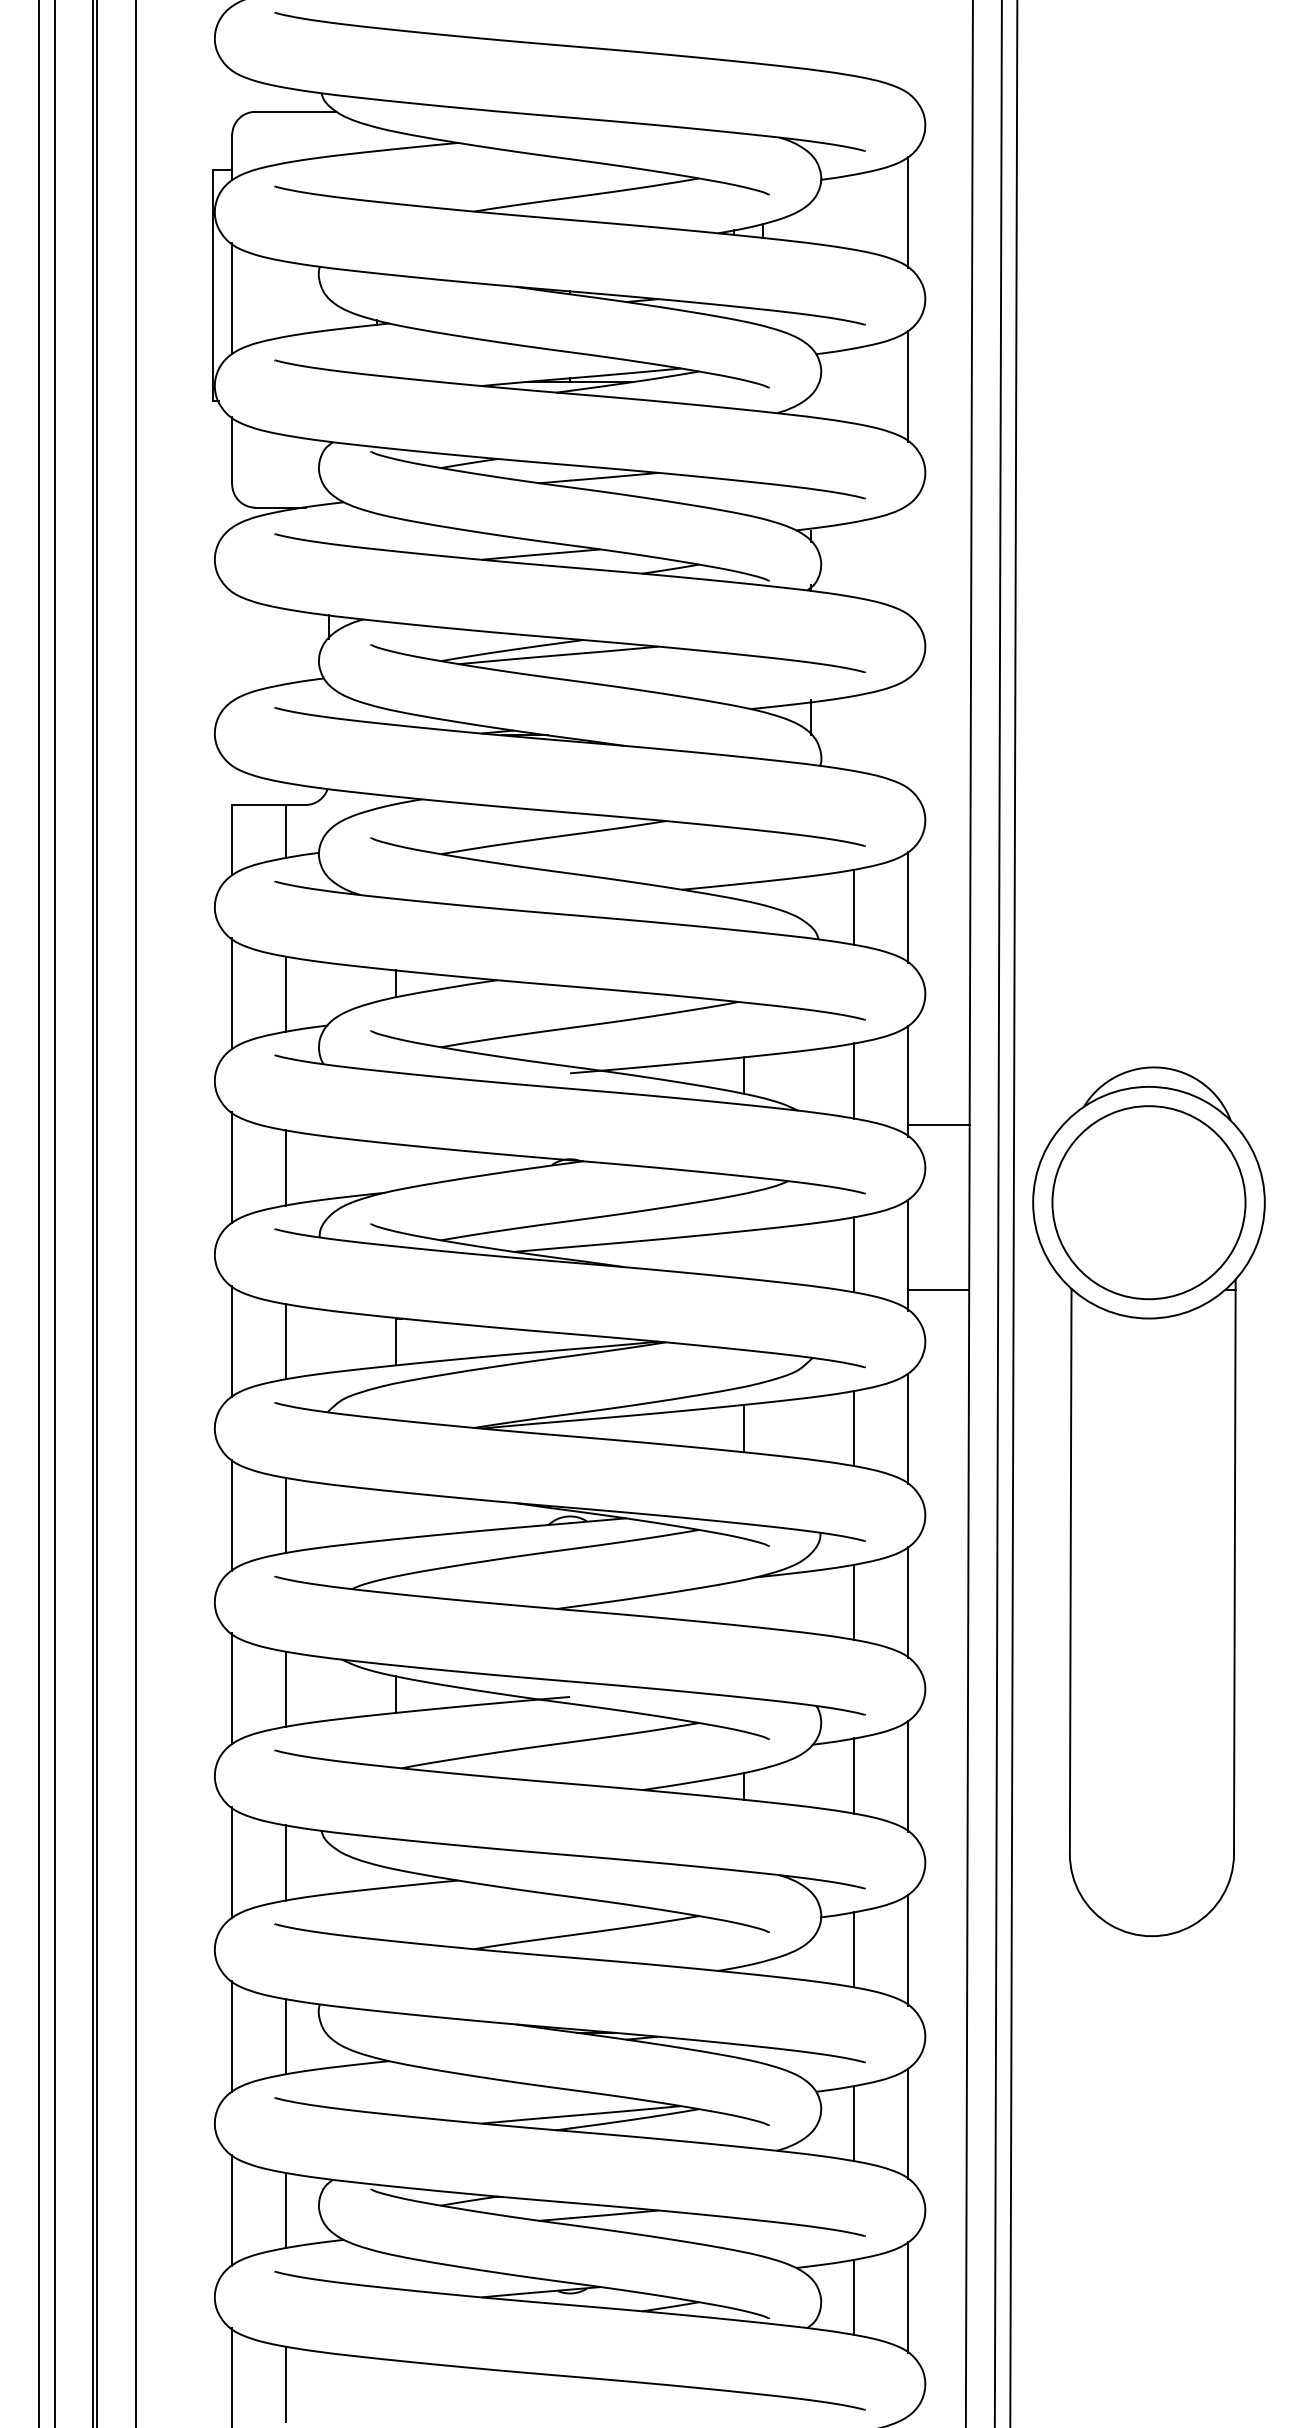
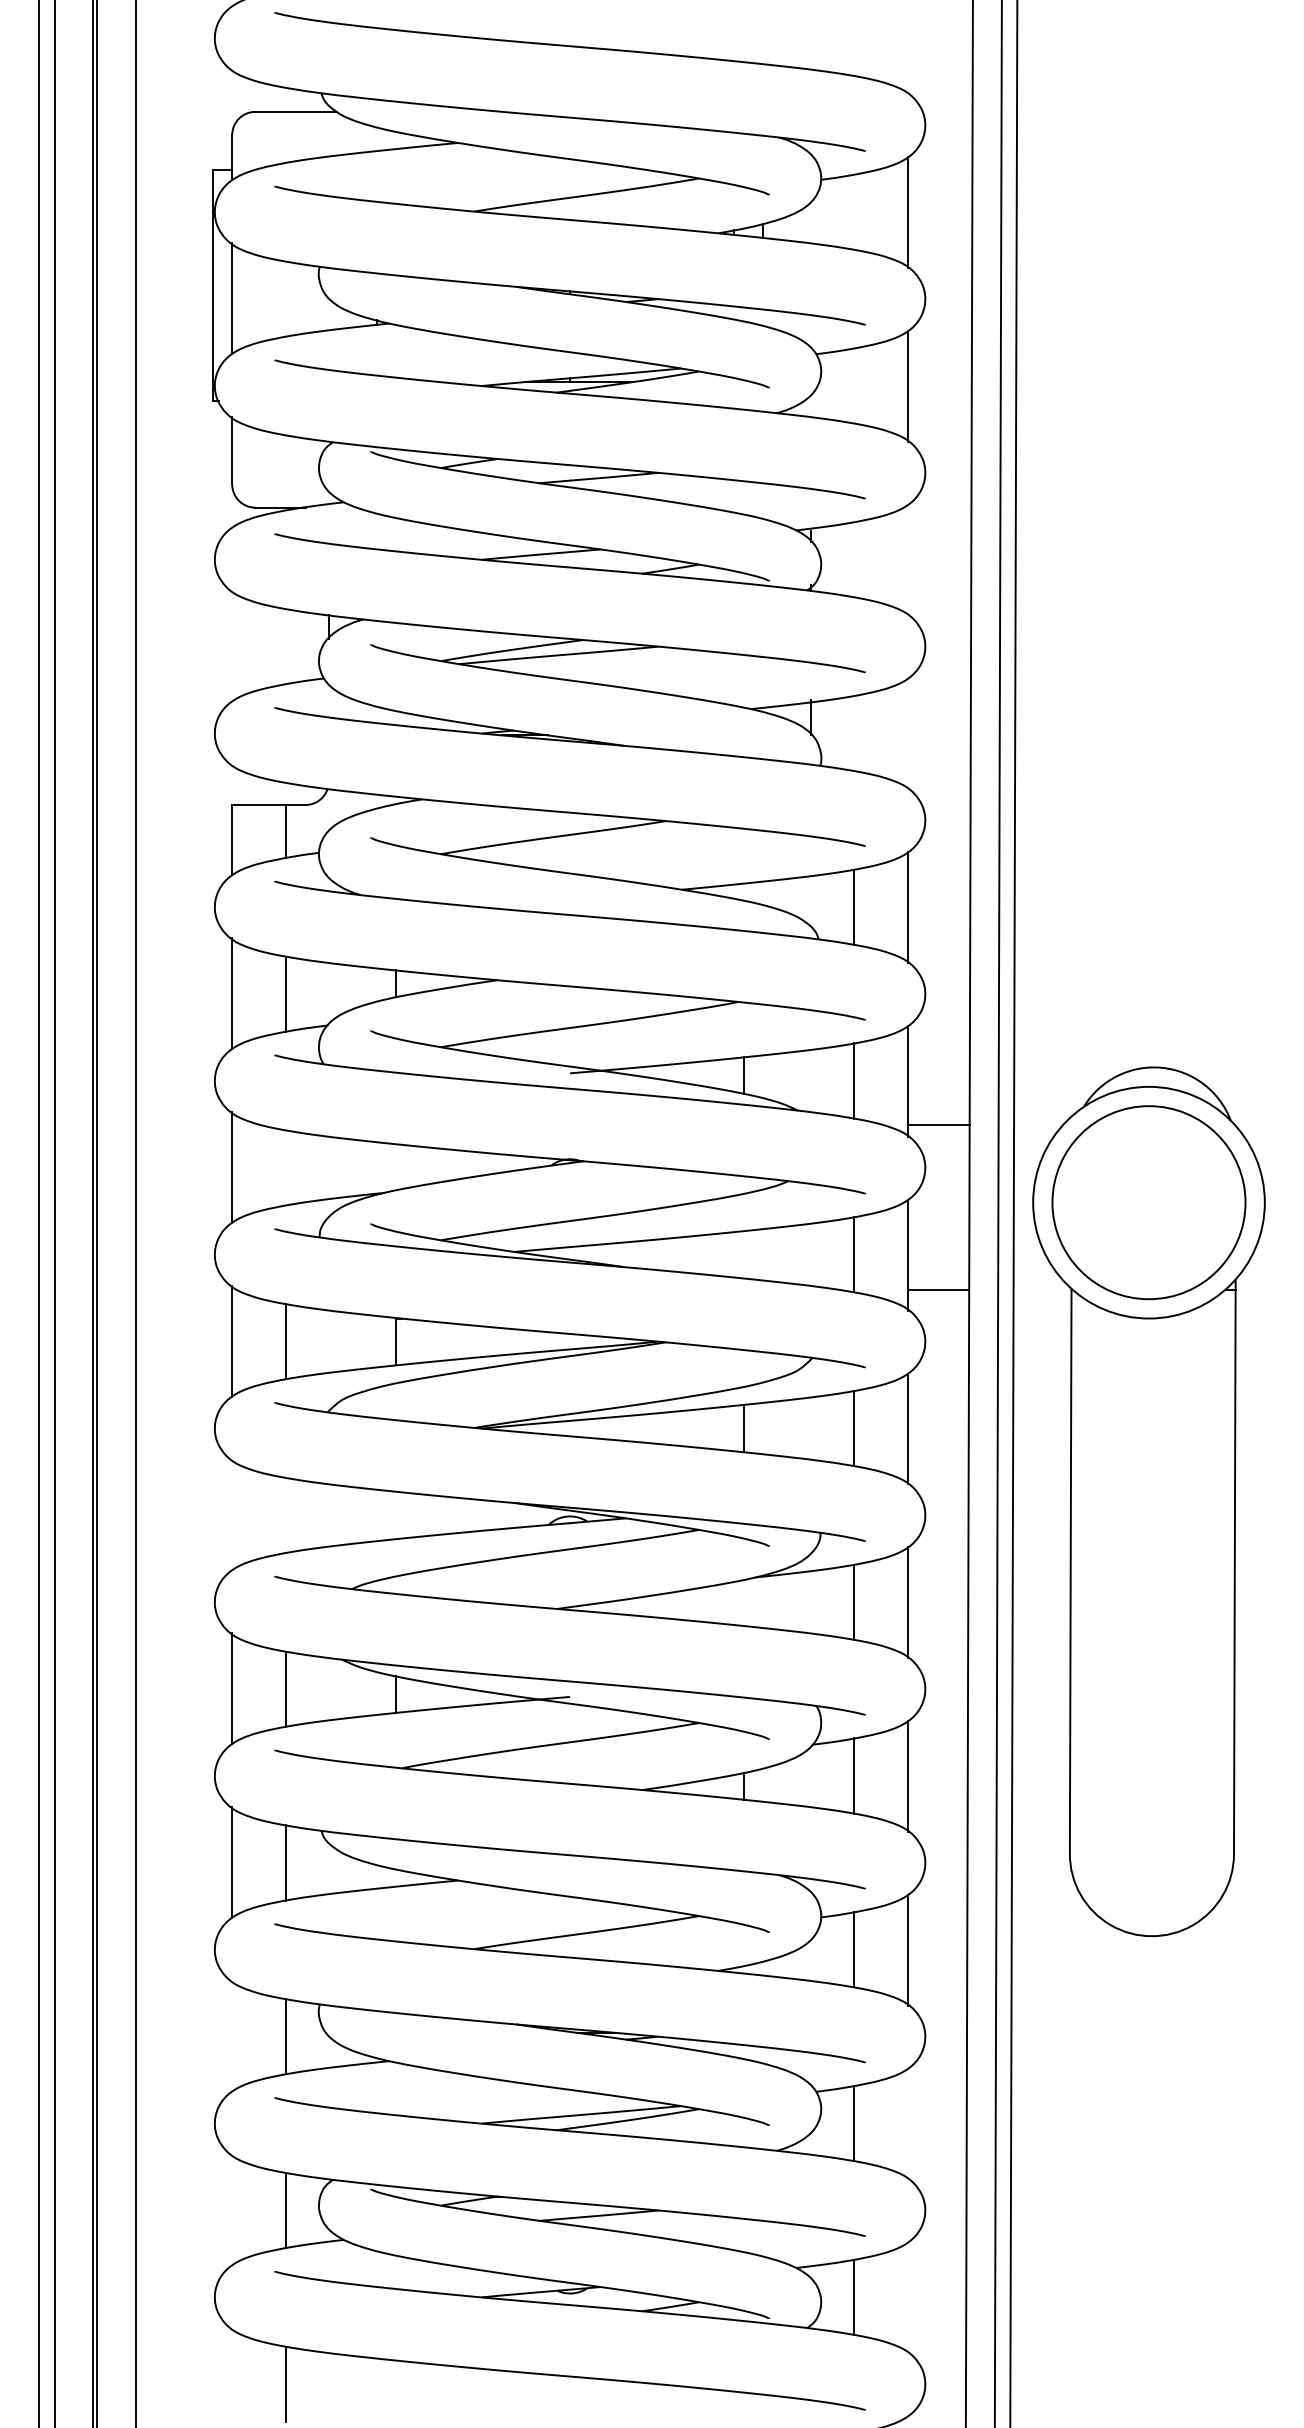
line: present -> none (286, 1167)
line: present -> none (232, 1514)
line: present -> none (286, 1515)
line: present -> none (232, 2035)
line: present -> none (907, 2123)
line: present -> none (232, 2209)
line: present -> none (907, 2297)
line: present -> none (232, 2376)
